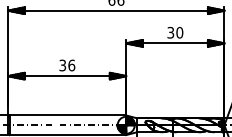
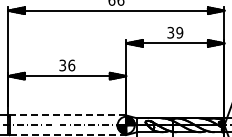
text: 30 -> 39 (179, 32)
line: solid -> dashed (67, 115)
line: solid -> dashed (68, 135)
